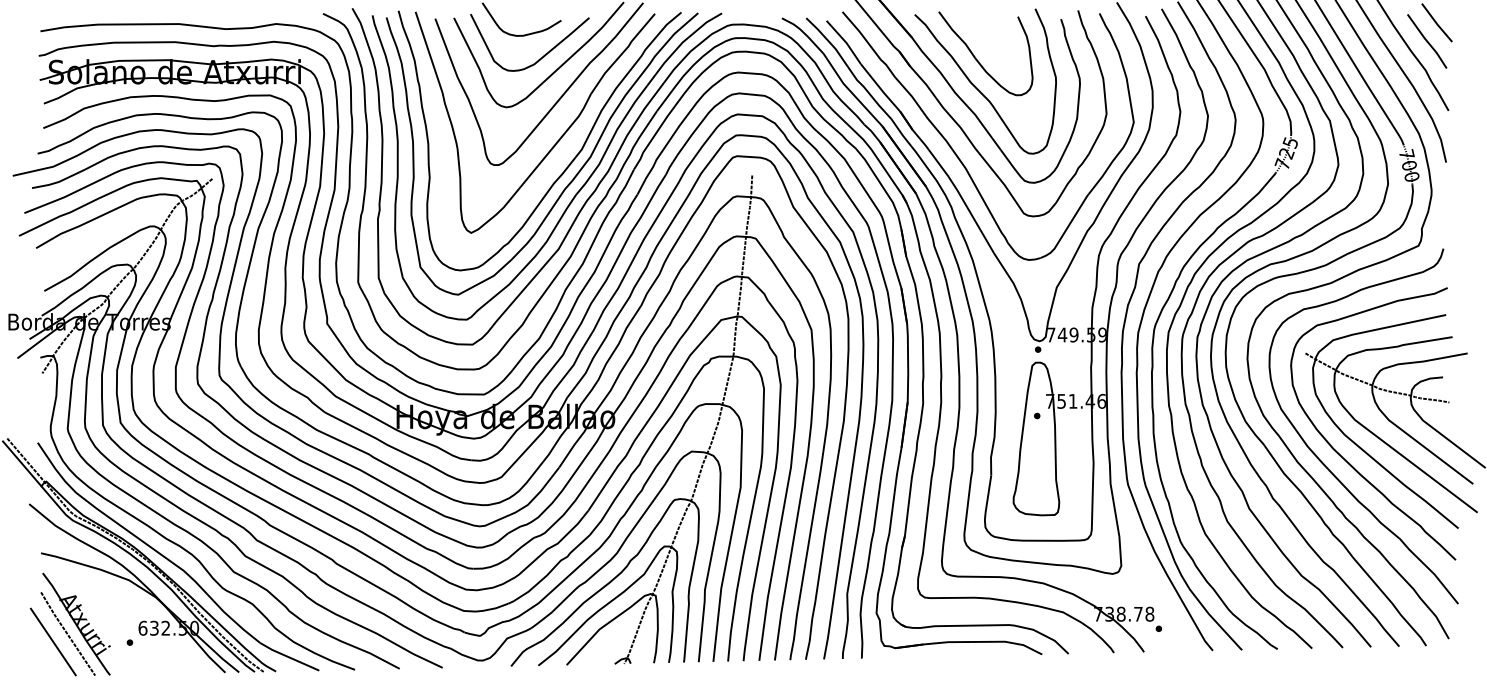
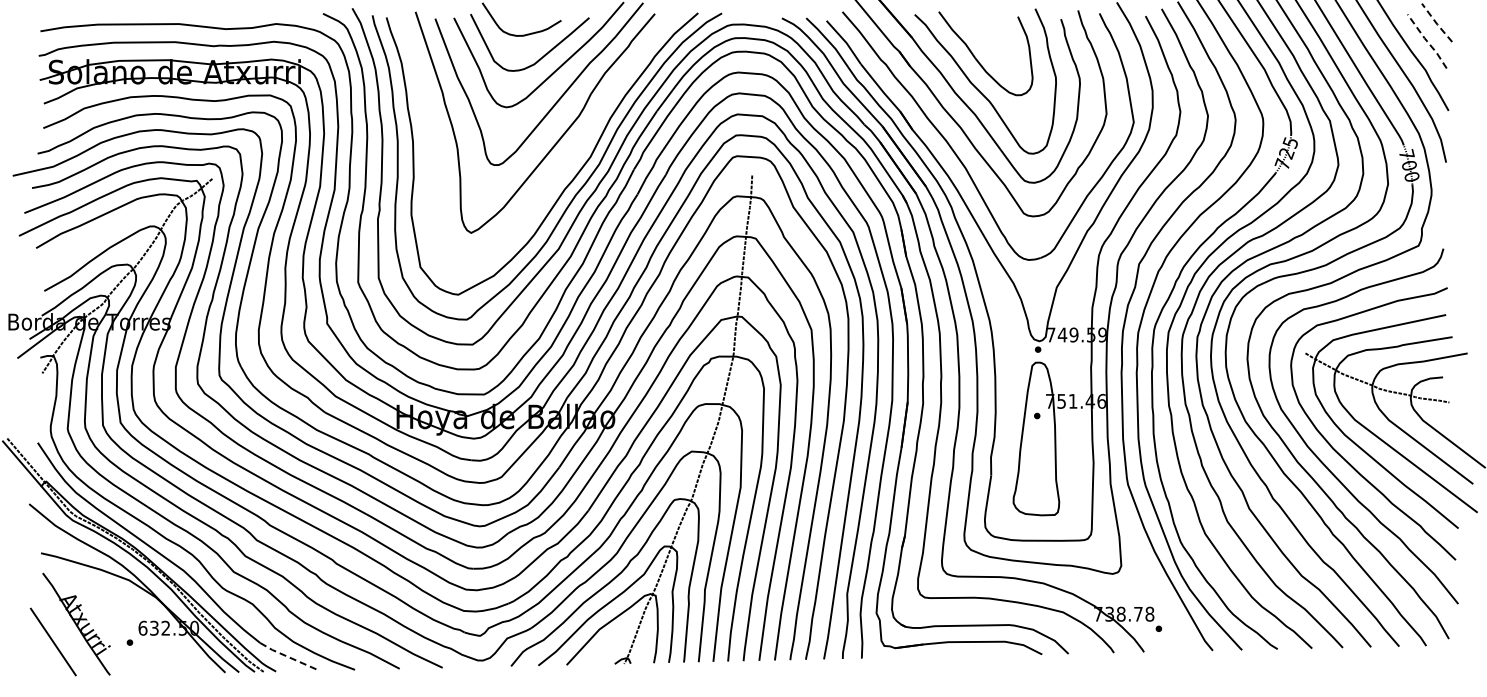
line: solid -> dashed (1436, 23)
line: solid -> dashed (1427, 41)
curve: present -> none (568, 164)
line: present -> none (67, 633)
line: solid -> dashed (290, 657)
